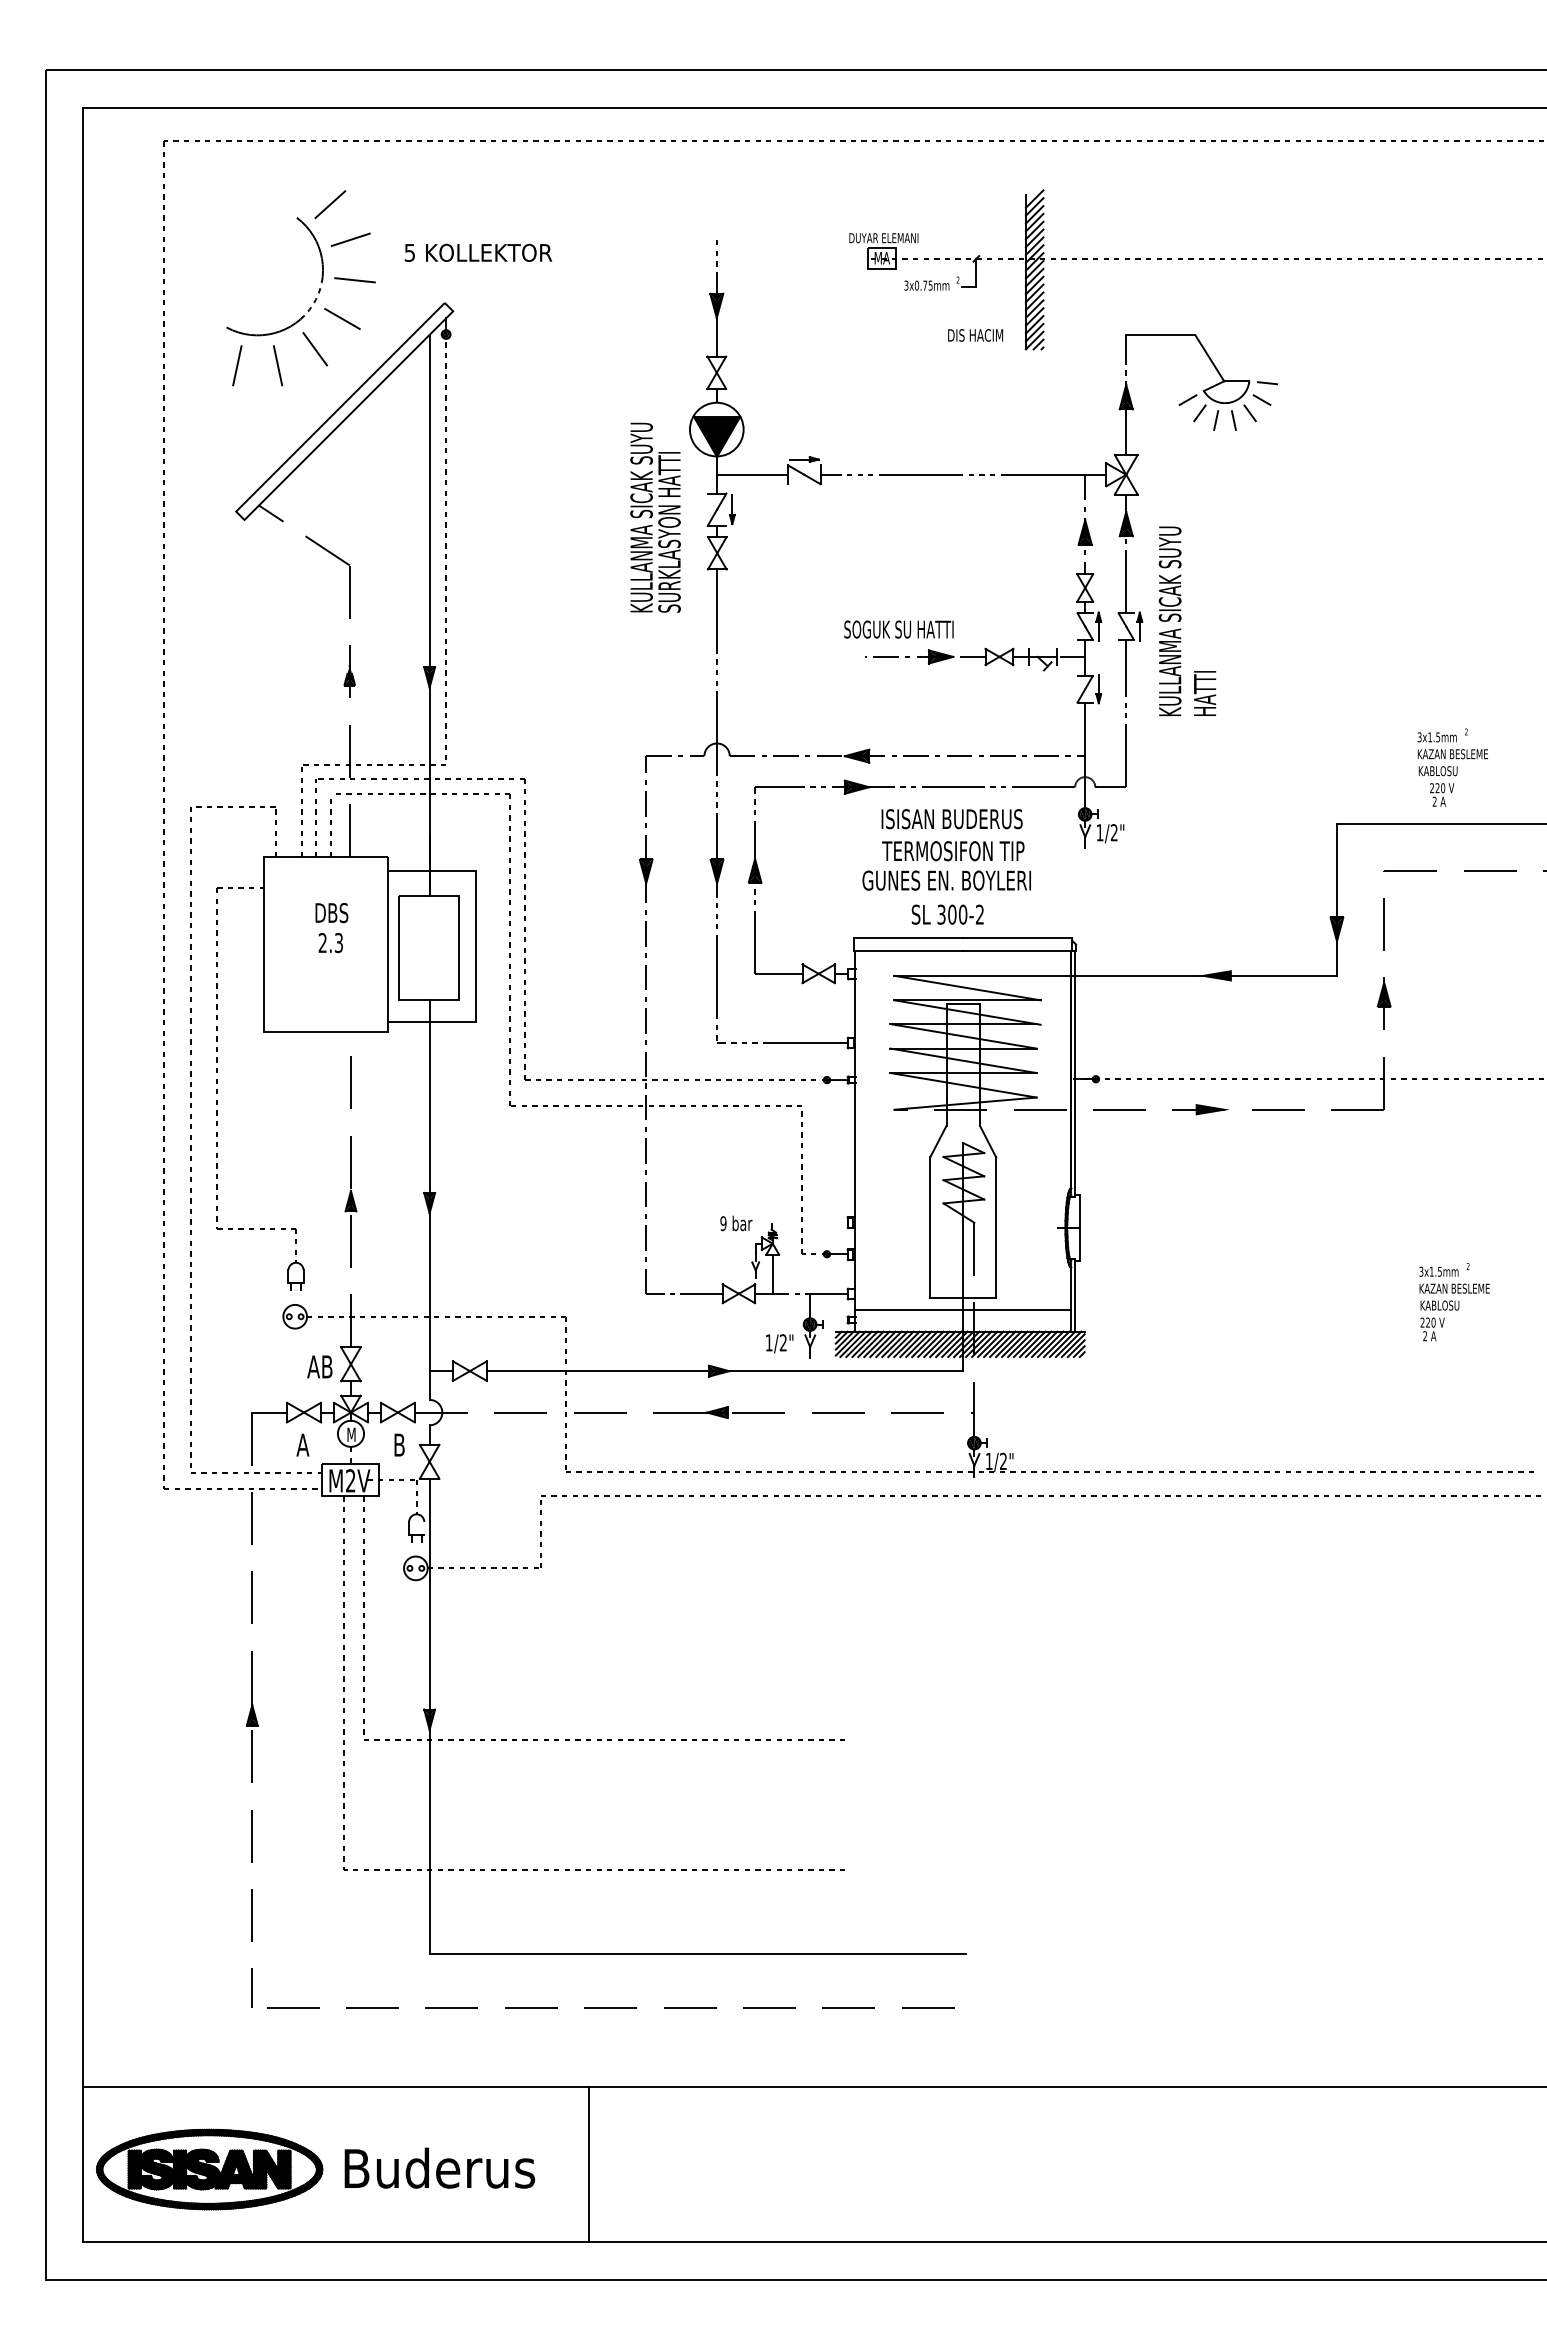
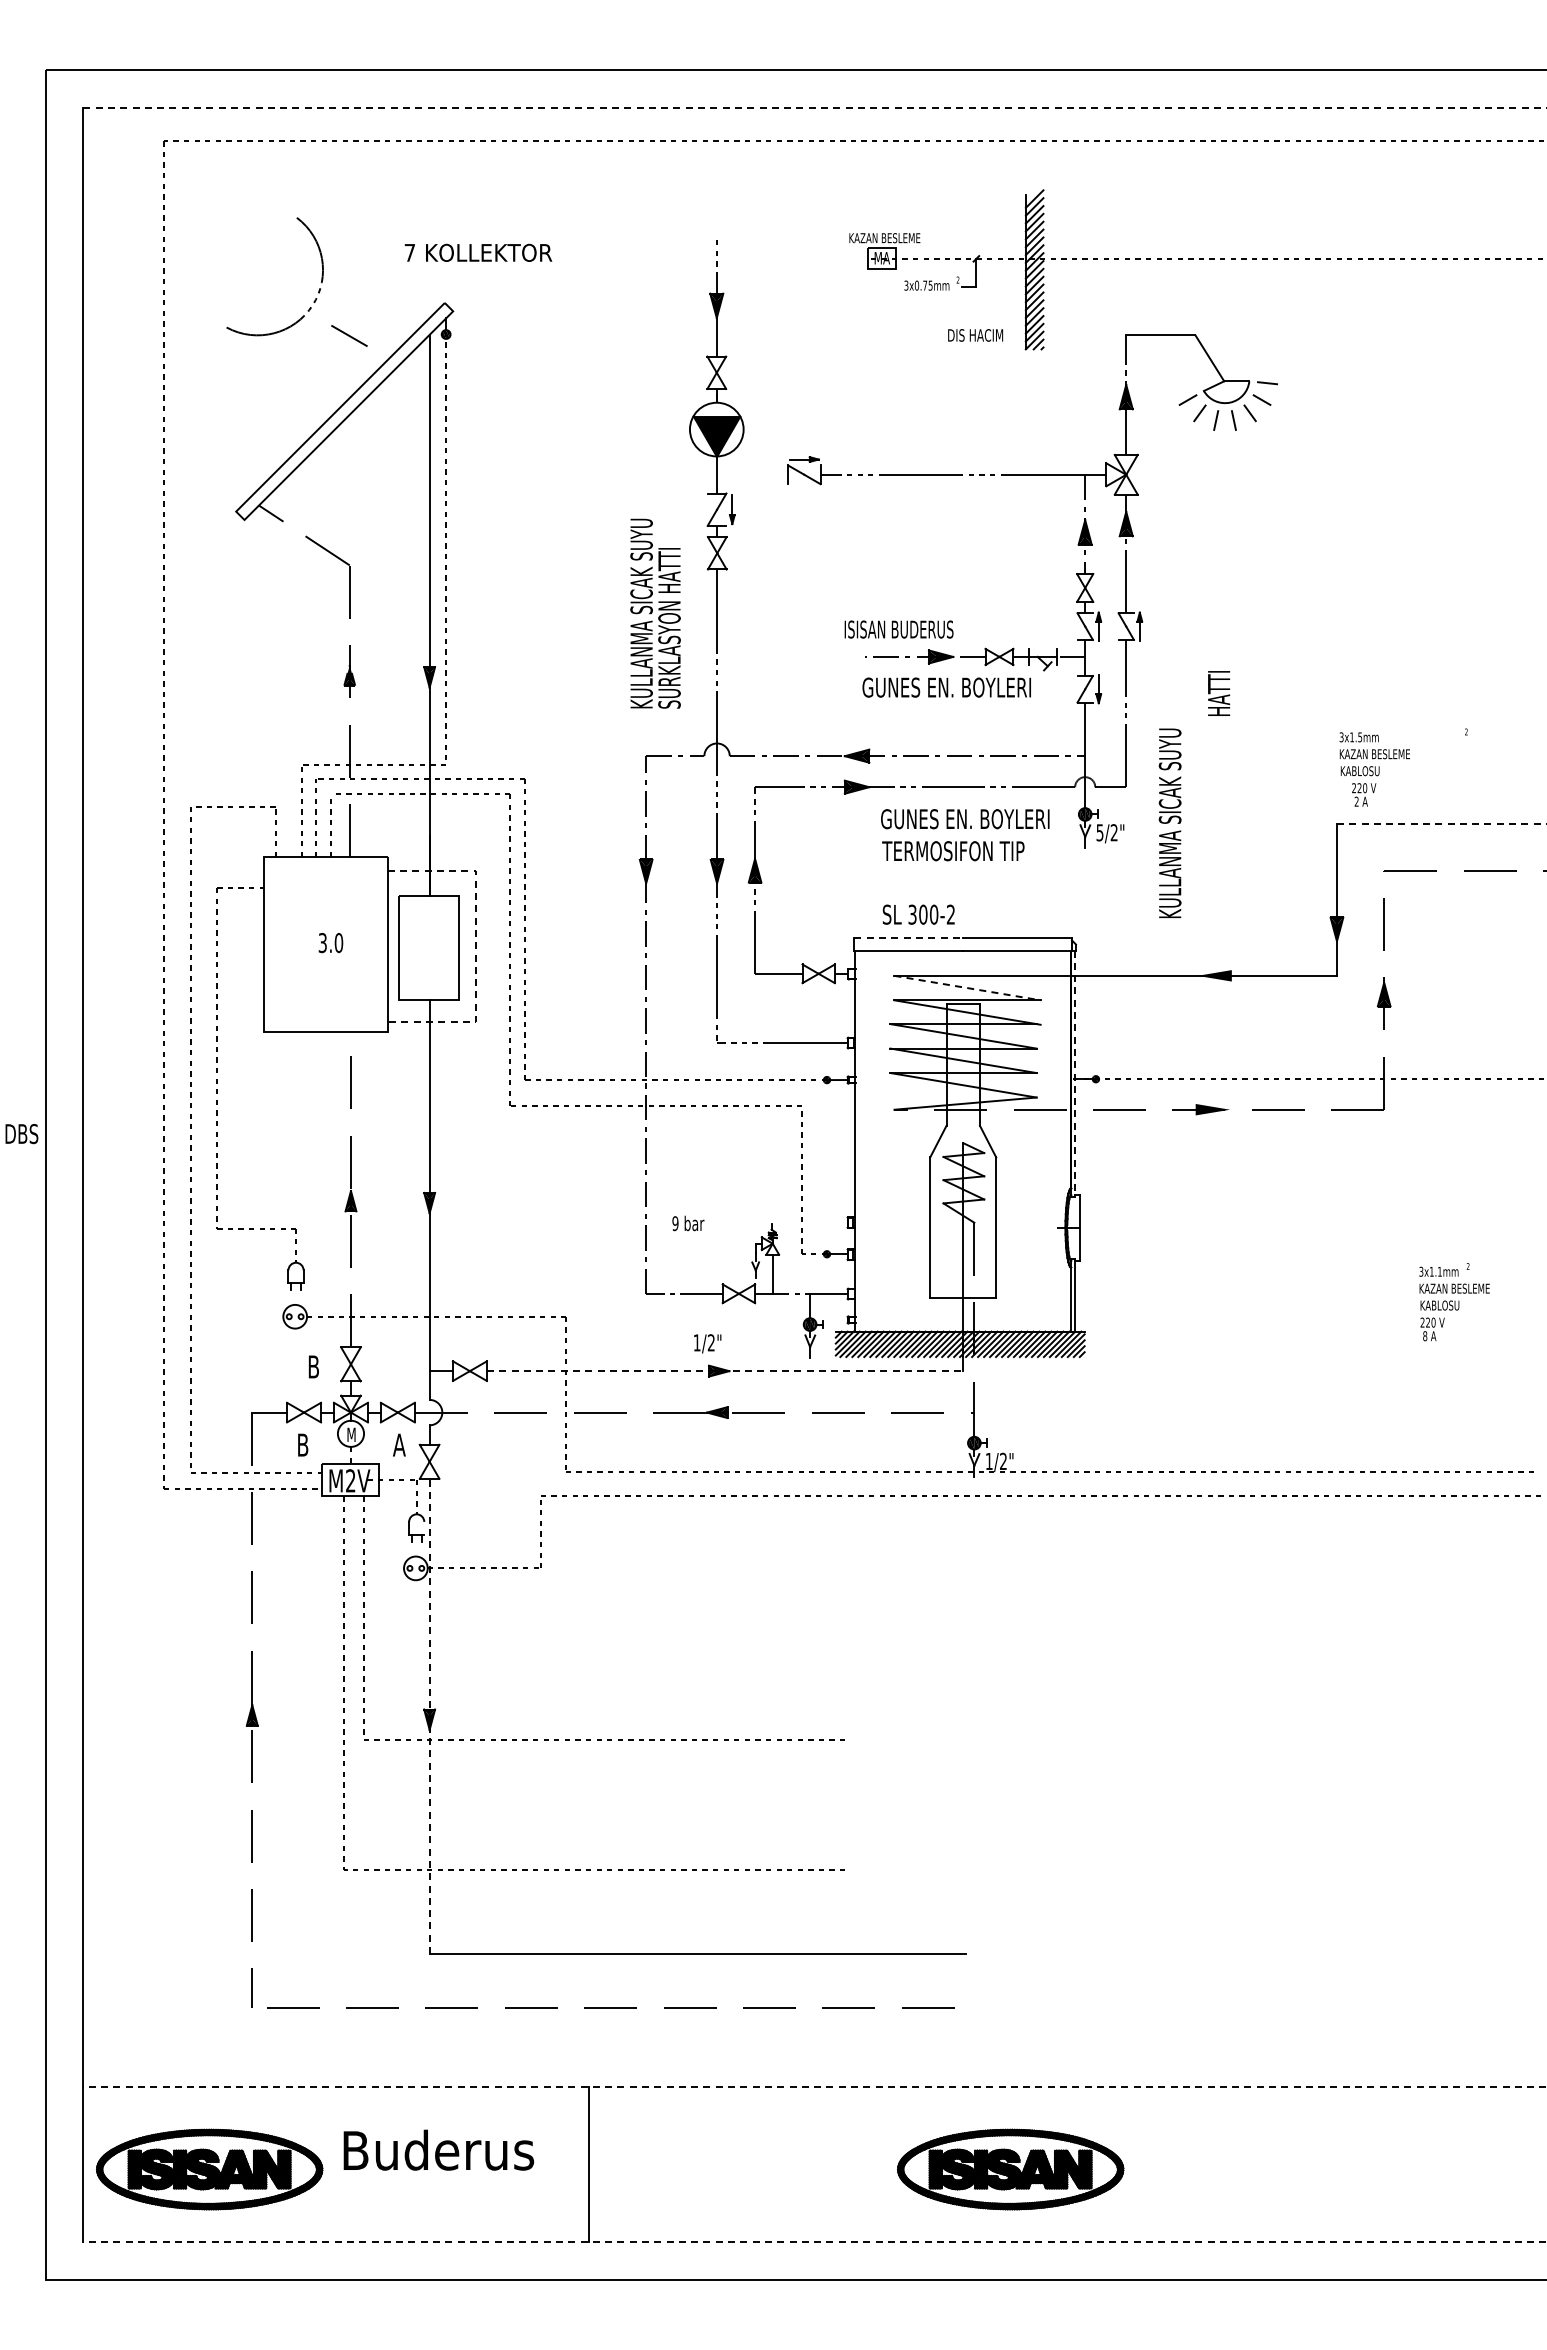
line: solid -> dashed (815, 107)
line: present -> none (329, 204)
text: DUYAR ELEMANI -> KAZAN BESLEME (885, 238)
line: present -> none (350, 239)
text: 5 -> 7 (409, 252)
line: present -> none (354, 280)
line position: (342, 318) -> (349, 335) (349, 335)
line: present -> none (314, 349)
line: present -> none (236, 365)
line: present -> none (278, 365)
line: present -> none (752, 474)
text position: (655, 517) -> (655, 613) (655, 613)
text position: (1169, 620) -> (1169, 822) (1169, 822)
text: SOGUK SU HATTI -> ISISAN BUDERUS (898, 629)
text position: (1205, 693) -> (1219, 693) (1219, 693)
text position: (1452, 769) -> (1374, 769) (1374, 769)
text: ISISAN BUDERUS -> GUNES EN. BOYLERI (965, 819)
line: solid -> dashed (1441, 824)
text: 1/2" -> 5/2" (1099, 832)
text position: (946, 880) -> (946, 687) (946, 687)
text position: (331, 913) -> (21, 1134) (21, 1134)
text position: (947, 914) -> (918, 914) (918, 914)
line: solid -> dashed (909, 937)
text: 2.3 -> 3.0 (330, 943)
line: solid -> dashed (476, 946)
line: solid -> dashed (968, 988)
line: solid -> dashed (1075, 1073)
text position: (736, 1223) -> (688, 1223) (688, 1223)
text: 3x1.5mm -> 3x1.1mm (1439, 1271)
line: present -> none (963, 1310)
text: 2 -> 8 (1425, 1336)
text position: (779, 1343) -> (707, 1343) (707, 1343)
text: AB -> B (319, 1366)
line: solid -> dashed (725, 1371)
text: A -> B (302, 1444)
text: B -> A (399, 1444)
line: solid -> dashed (429, 1716)
line: solid -> dashed (815, 2087)
text position: (439, 2167) -> (438, 2149) (438, 2149)
part: none -> present (1010, 2169)
line: solid -> dashed (815, 2242)
